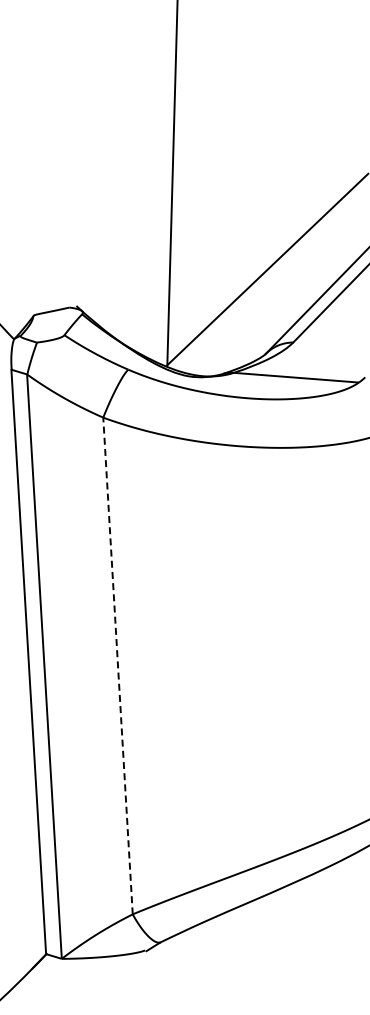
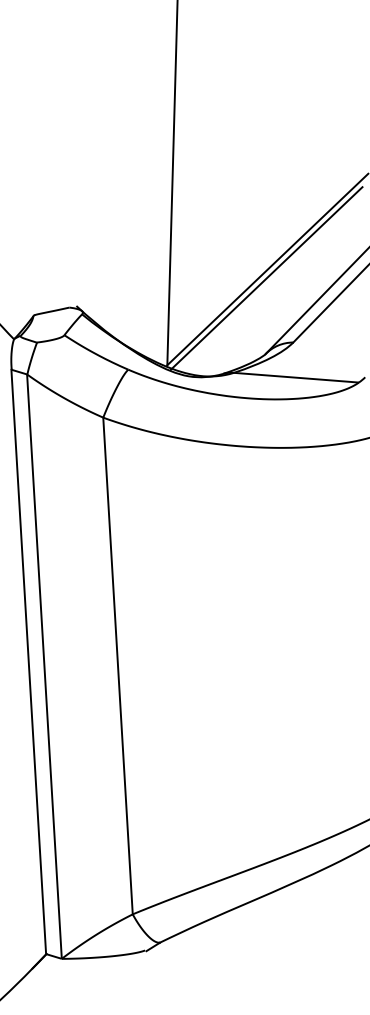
line: none -> present (266, 278)
line: dashed -> solid (118, 666)
